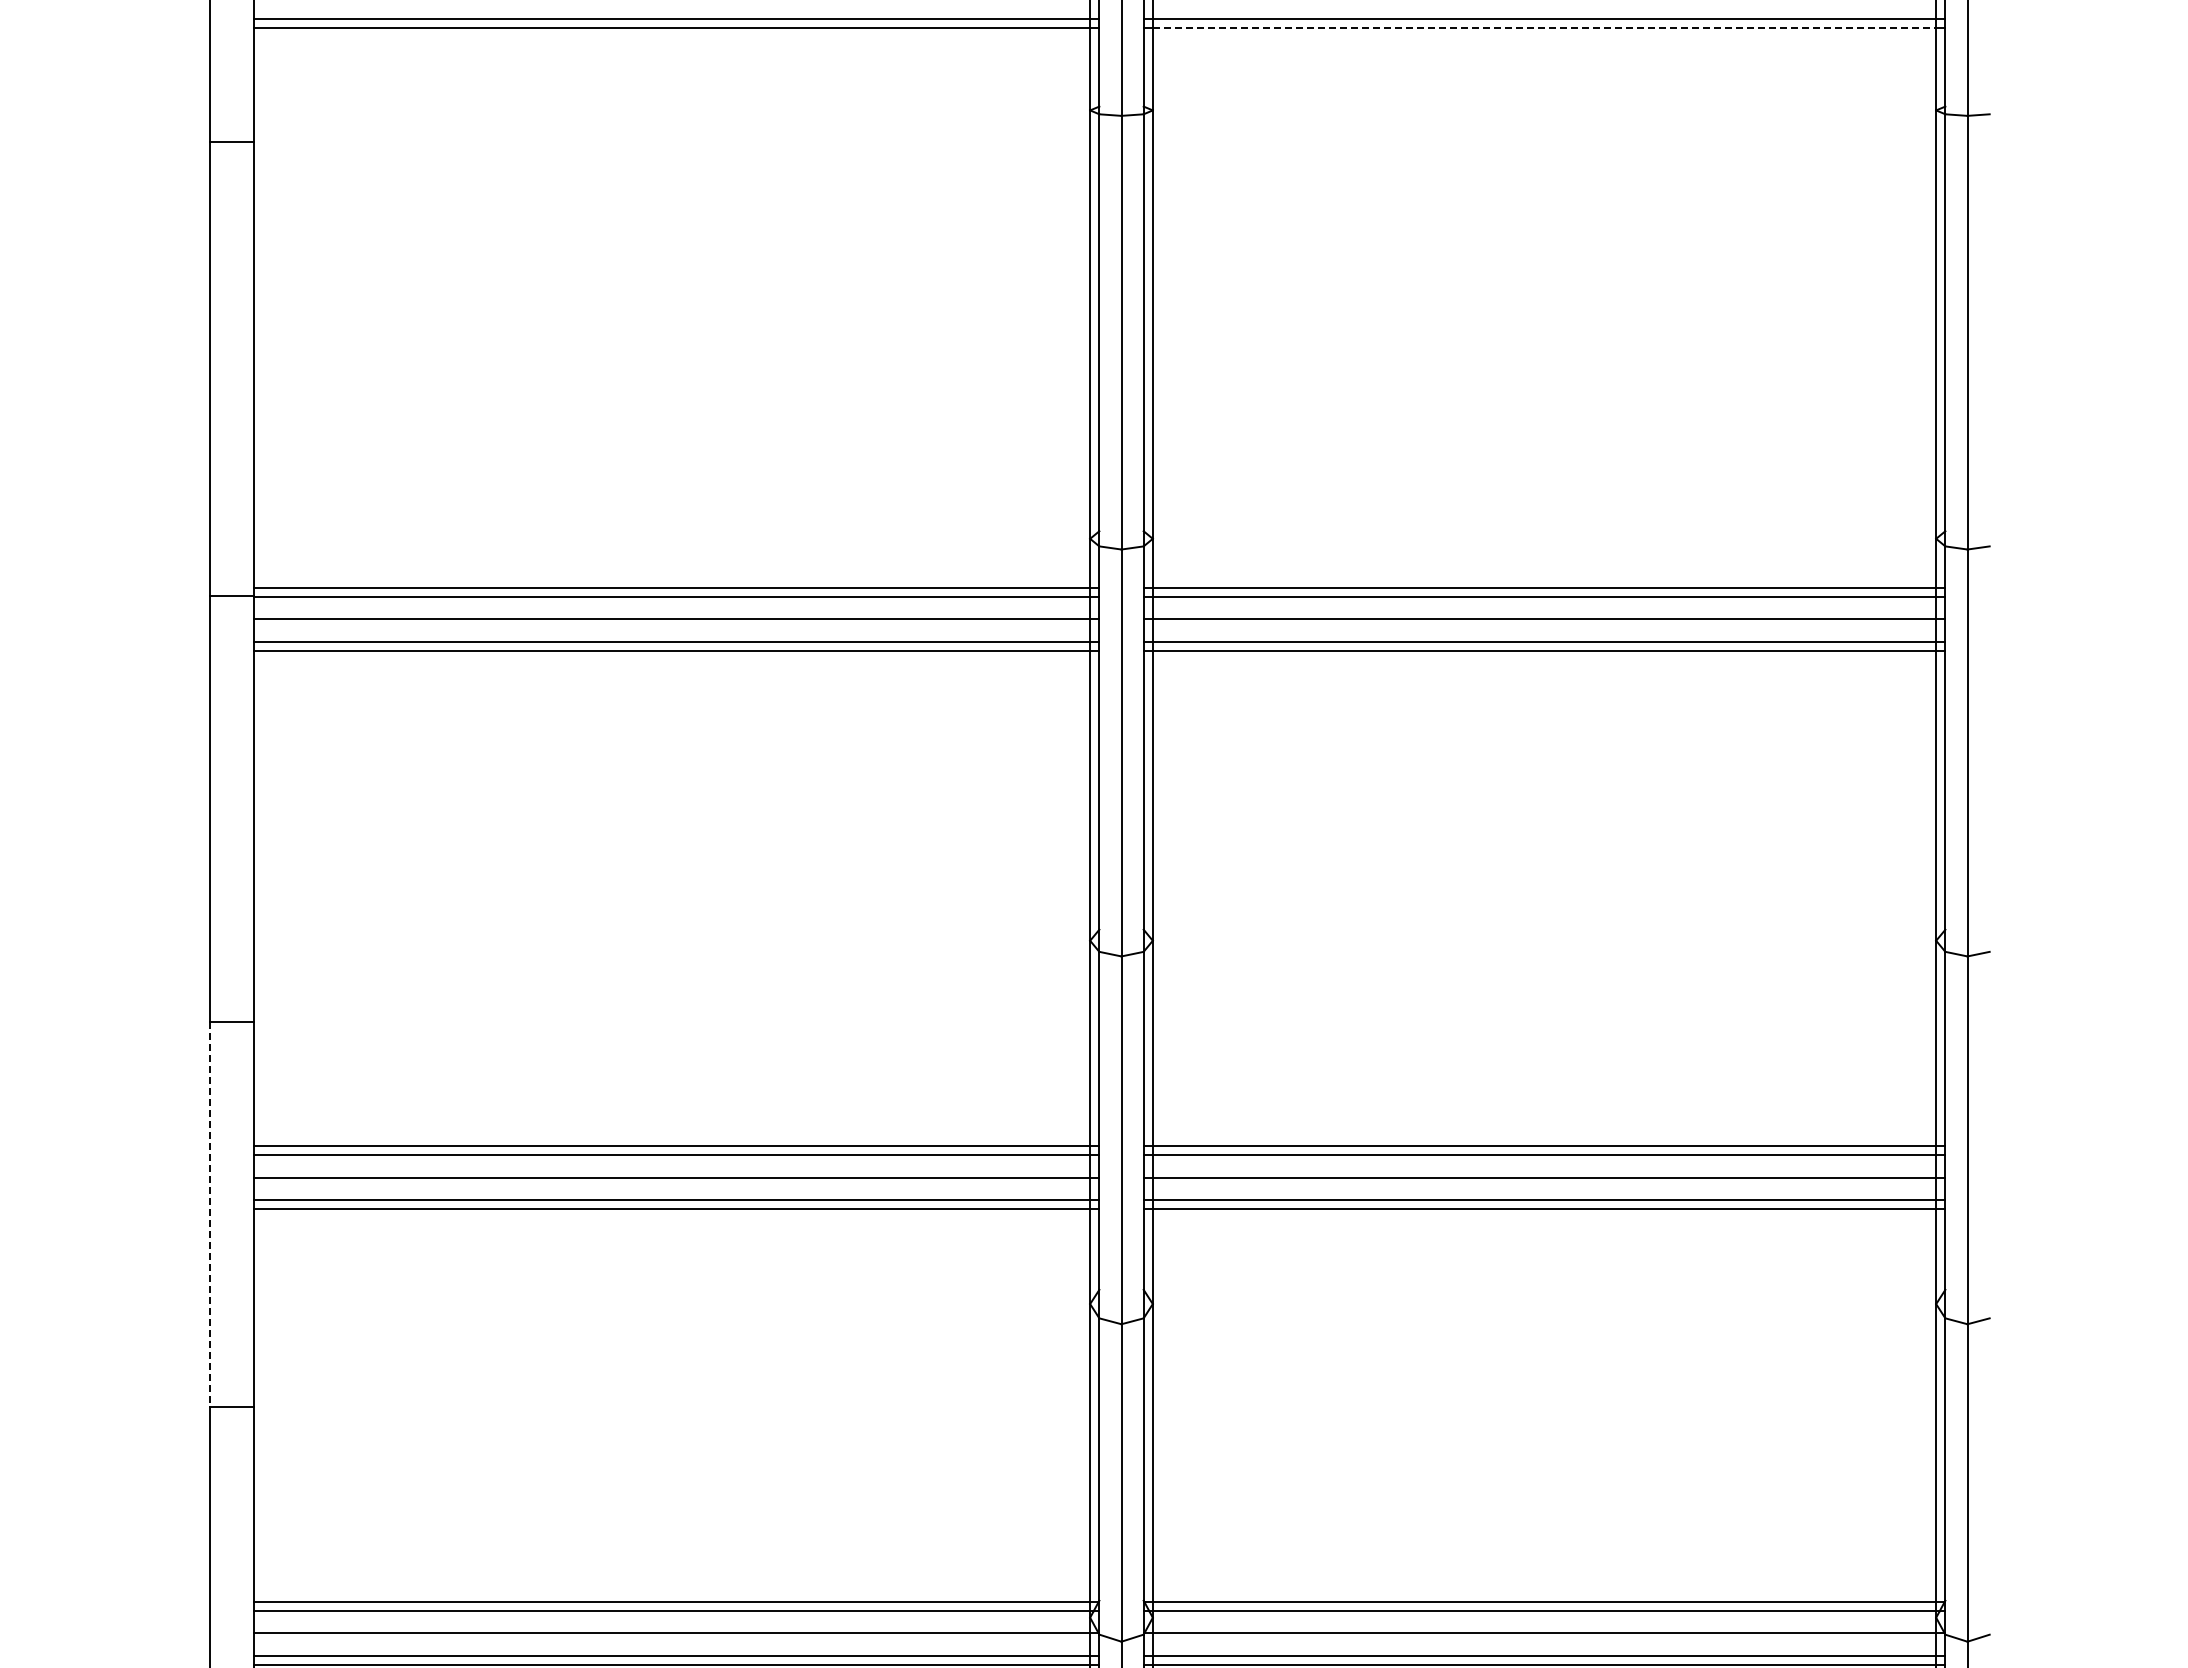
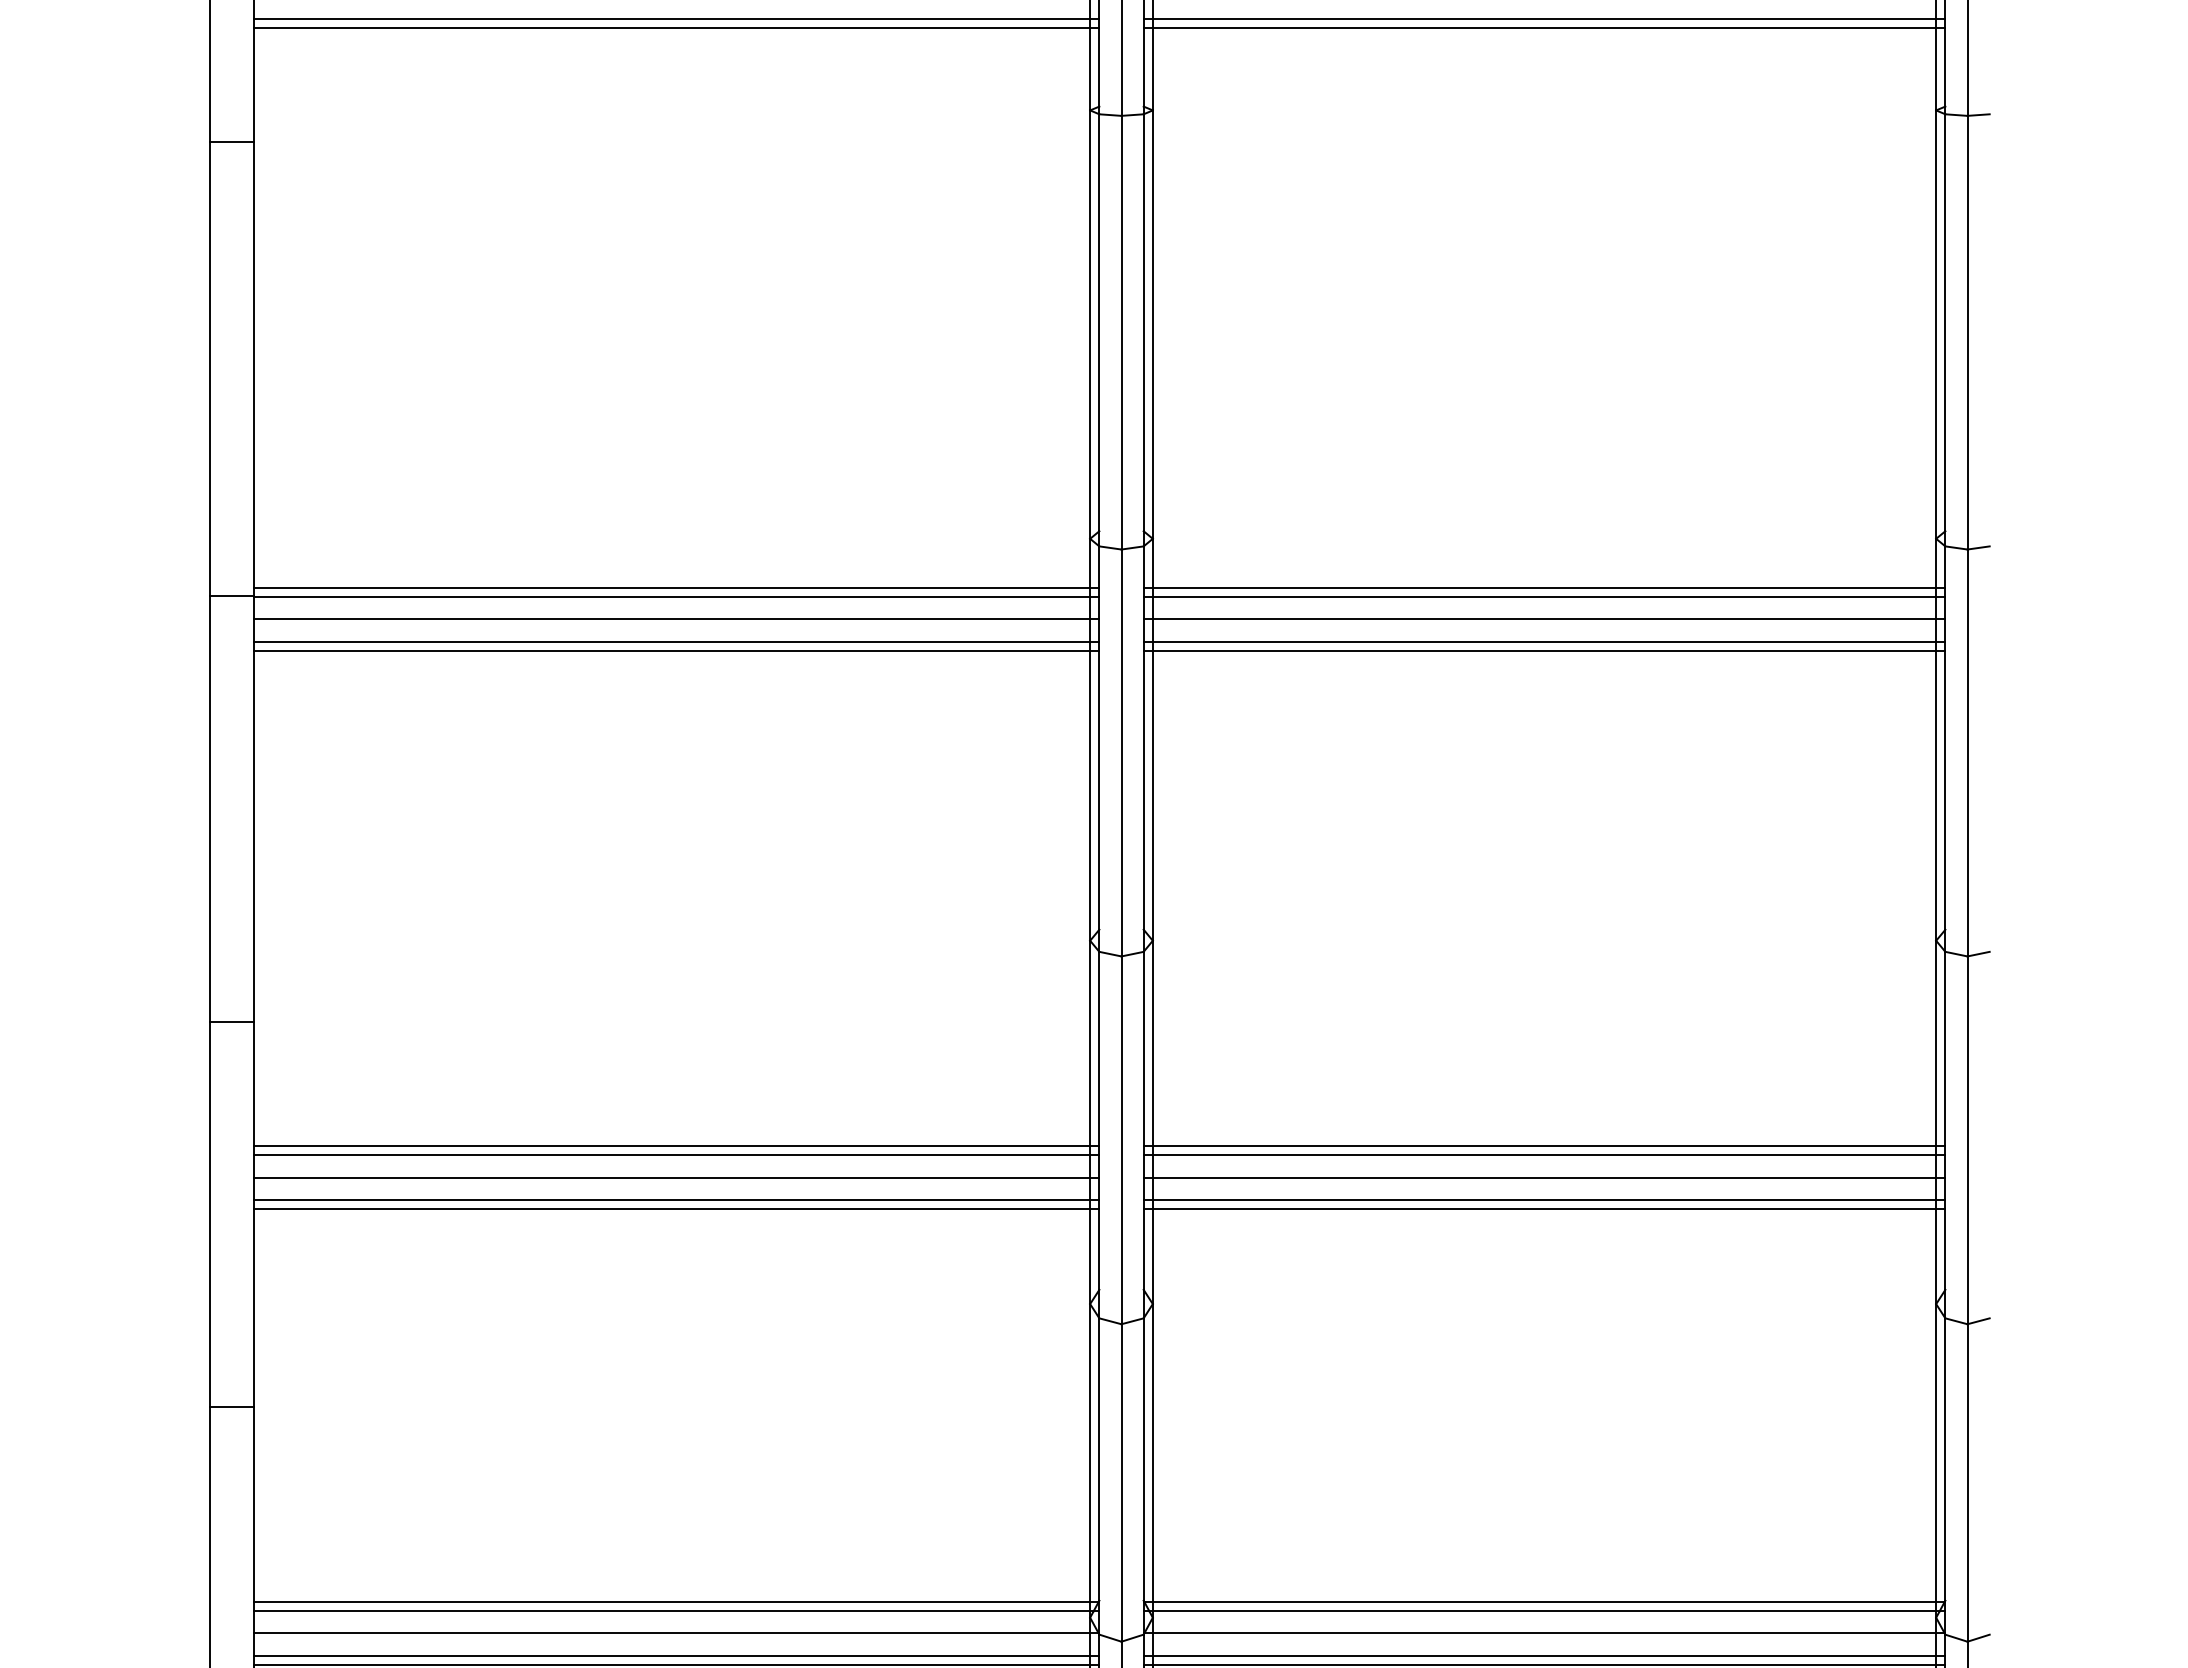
line: dashed -> solid (1544, 28)
line: dashed -> solid (209, 1214)
